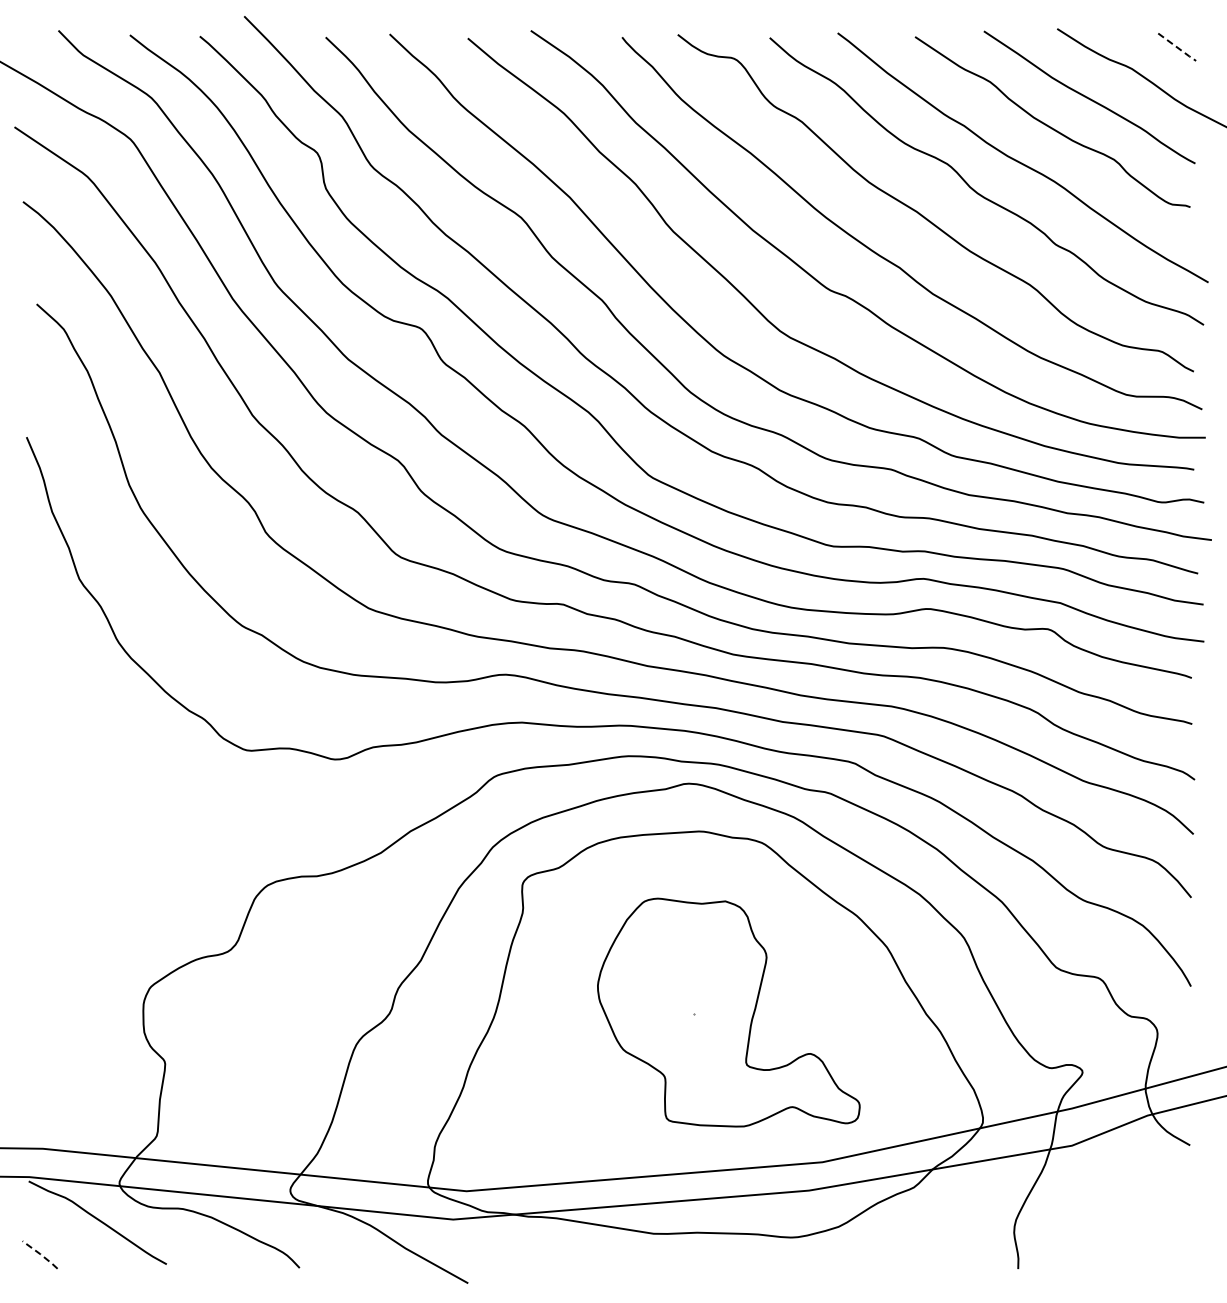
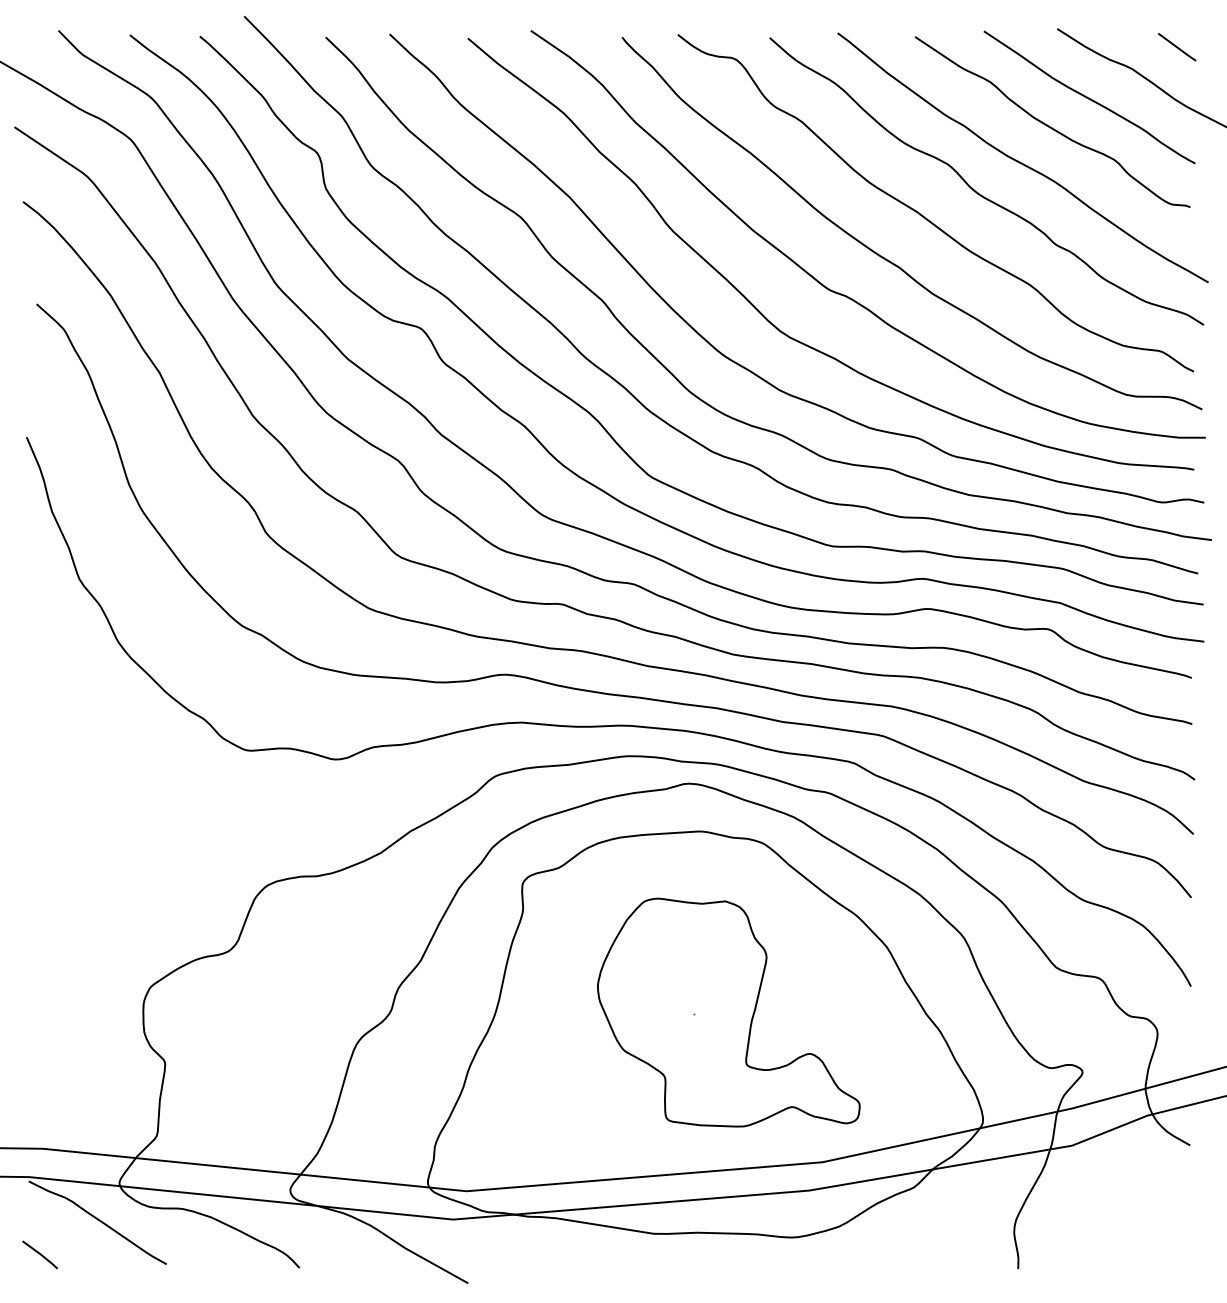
line: dashed -> solid (1178, 48)
line: dashed -> solid (40, 1254)
